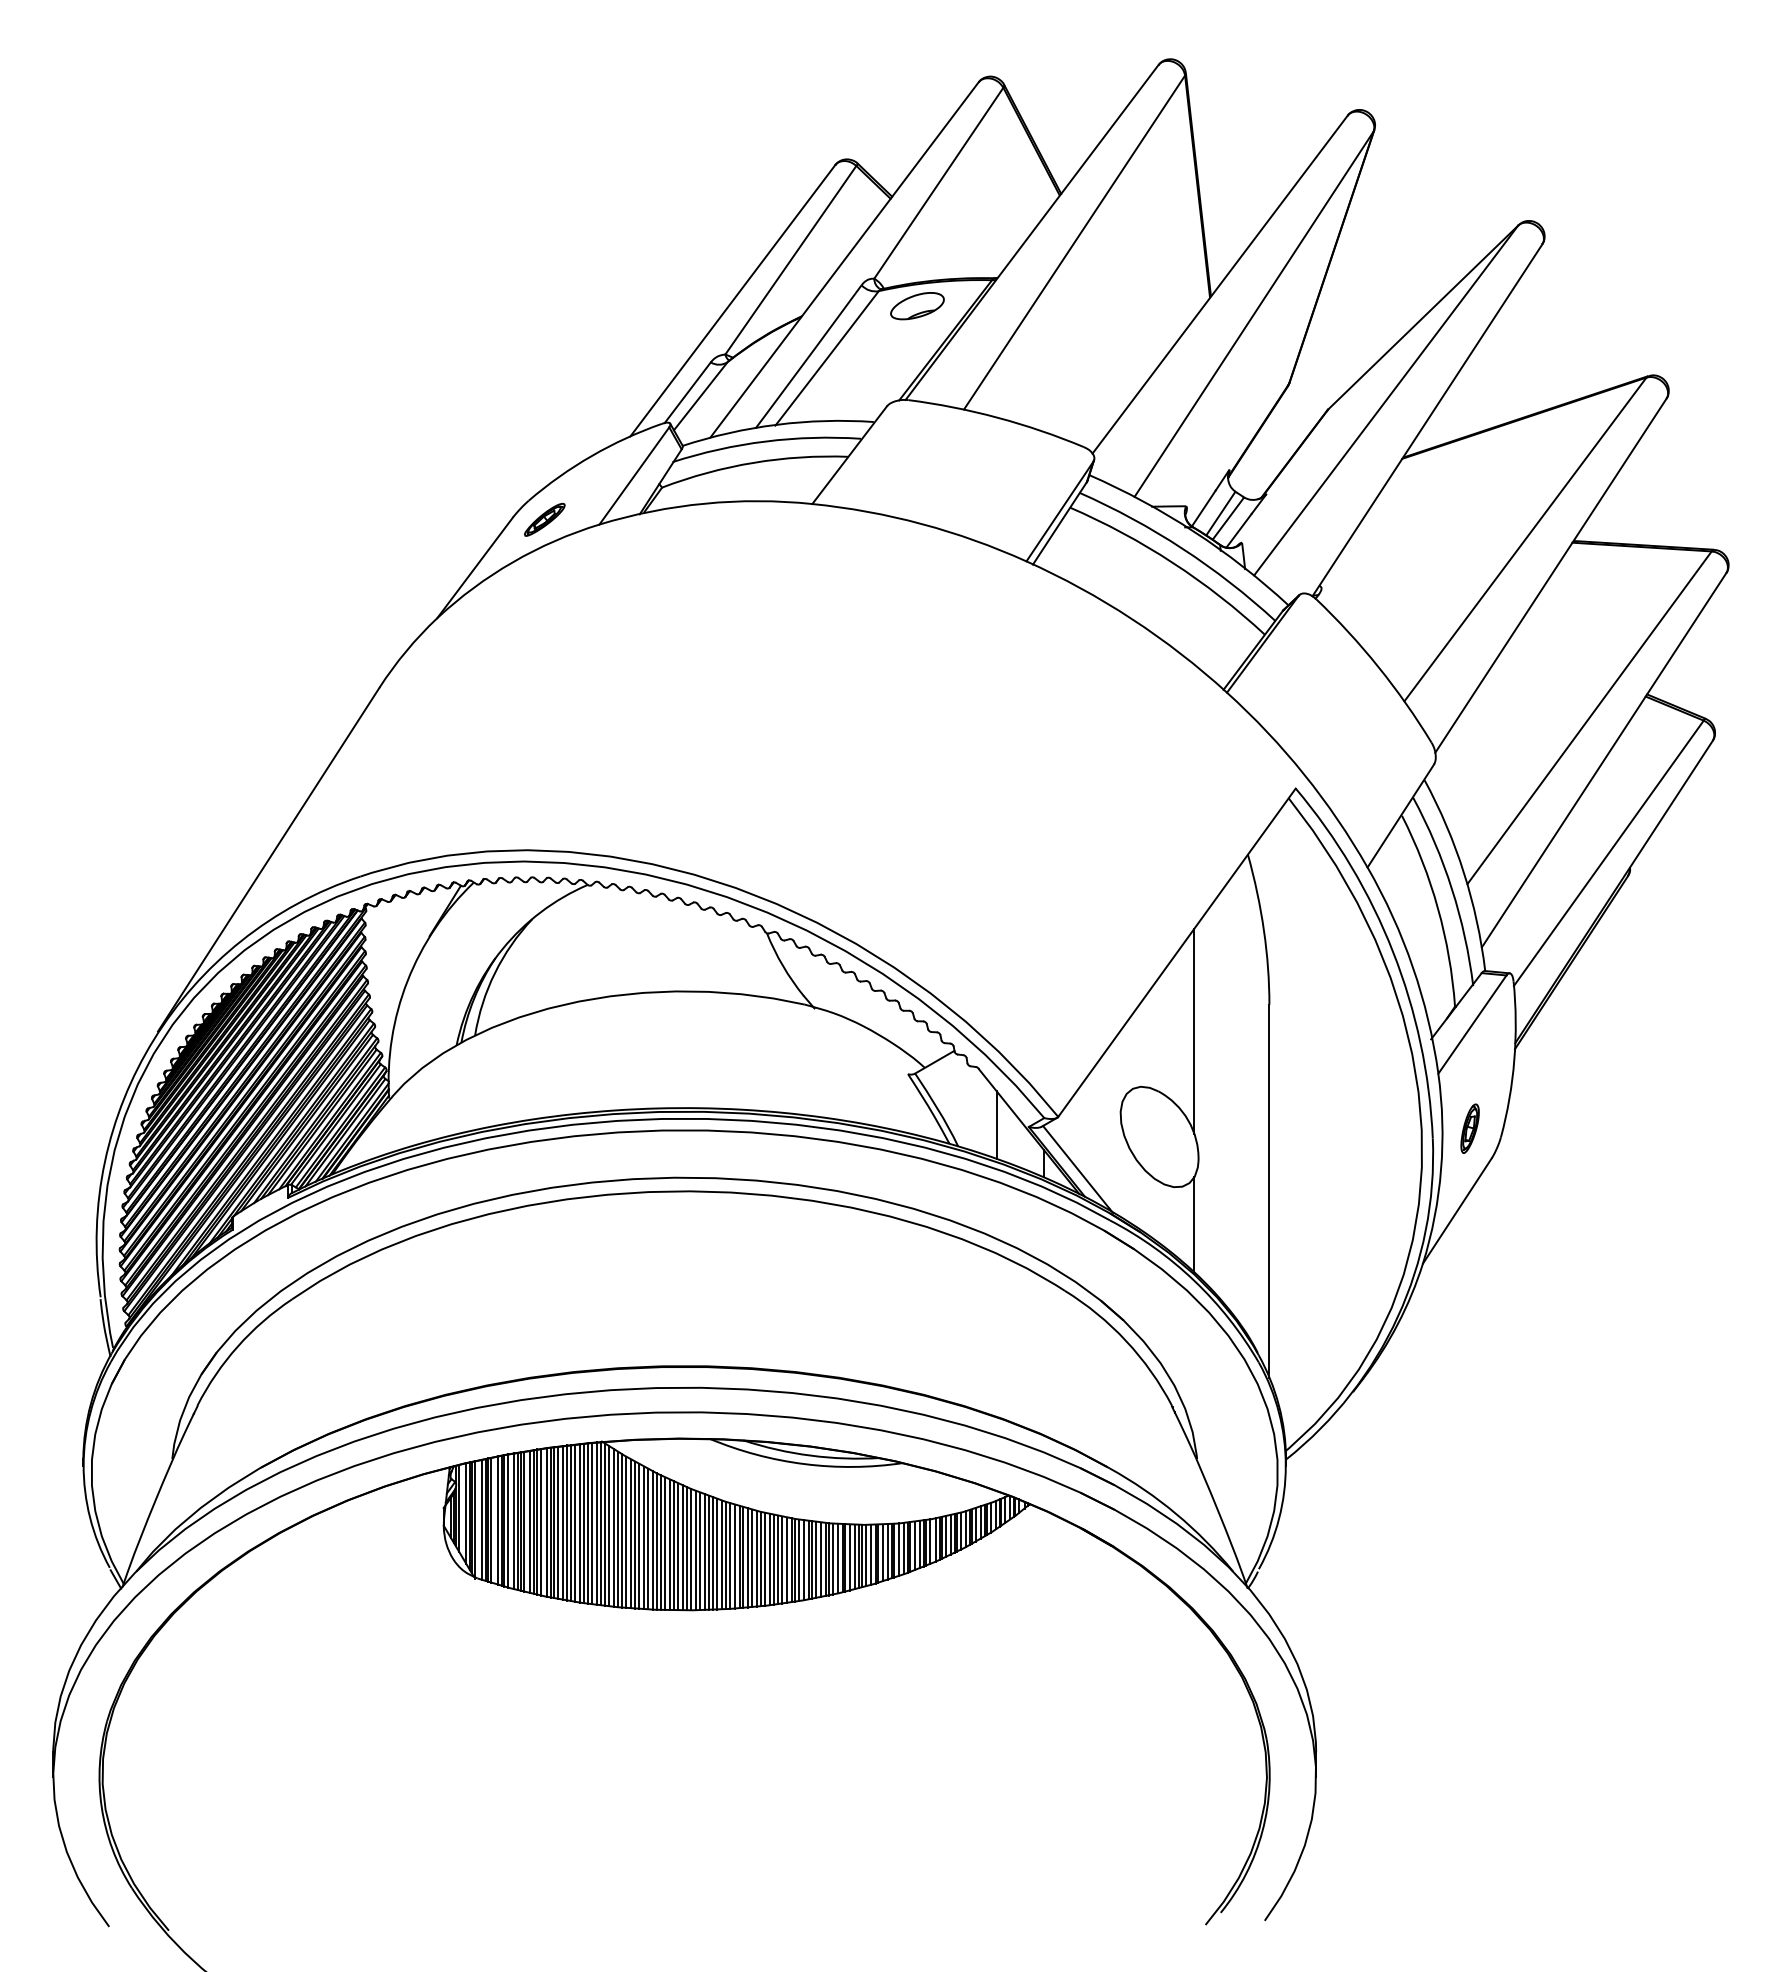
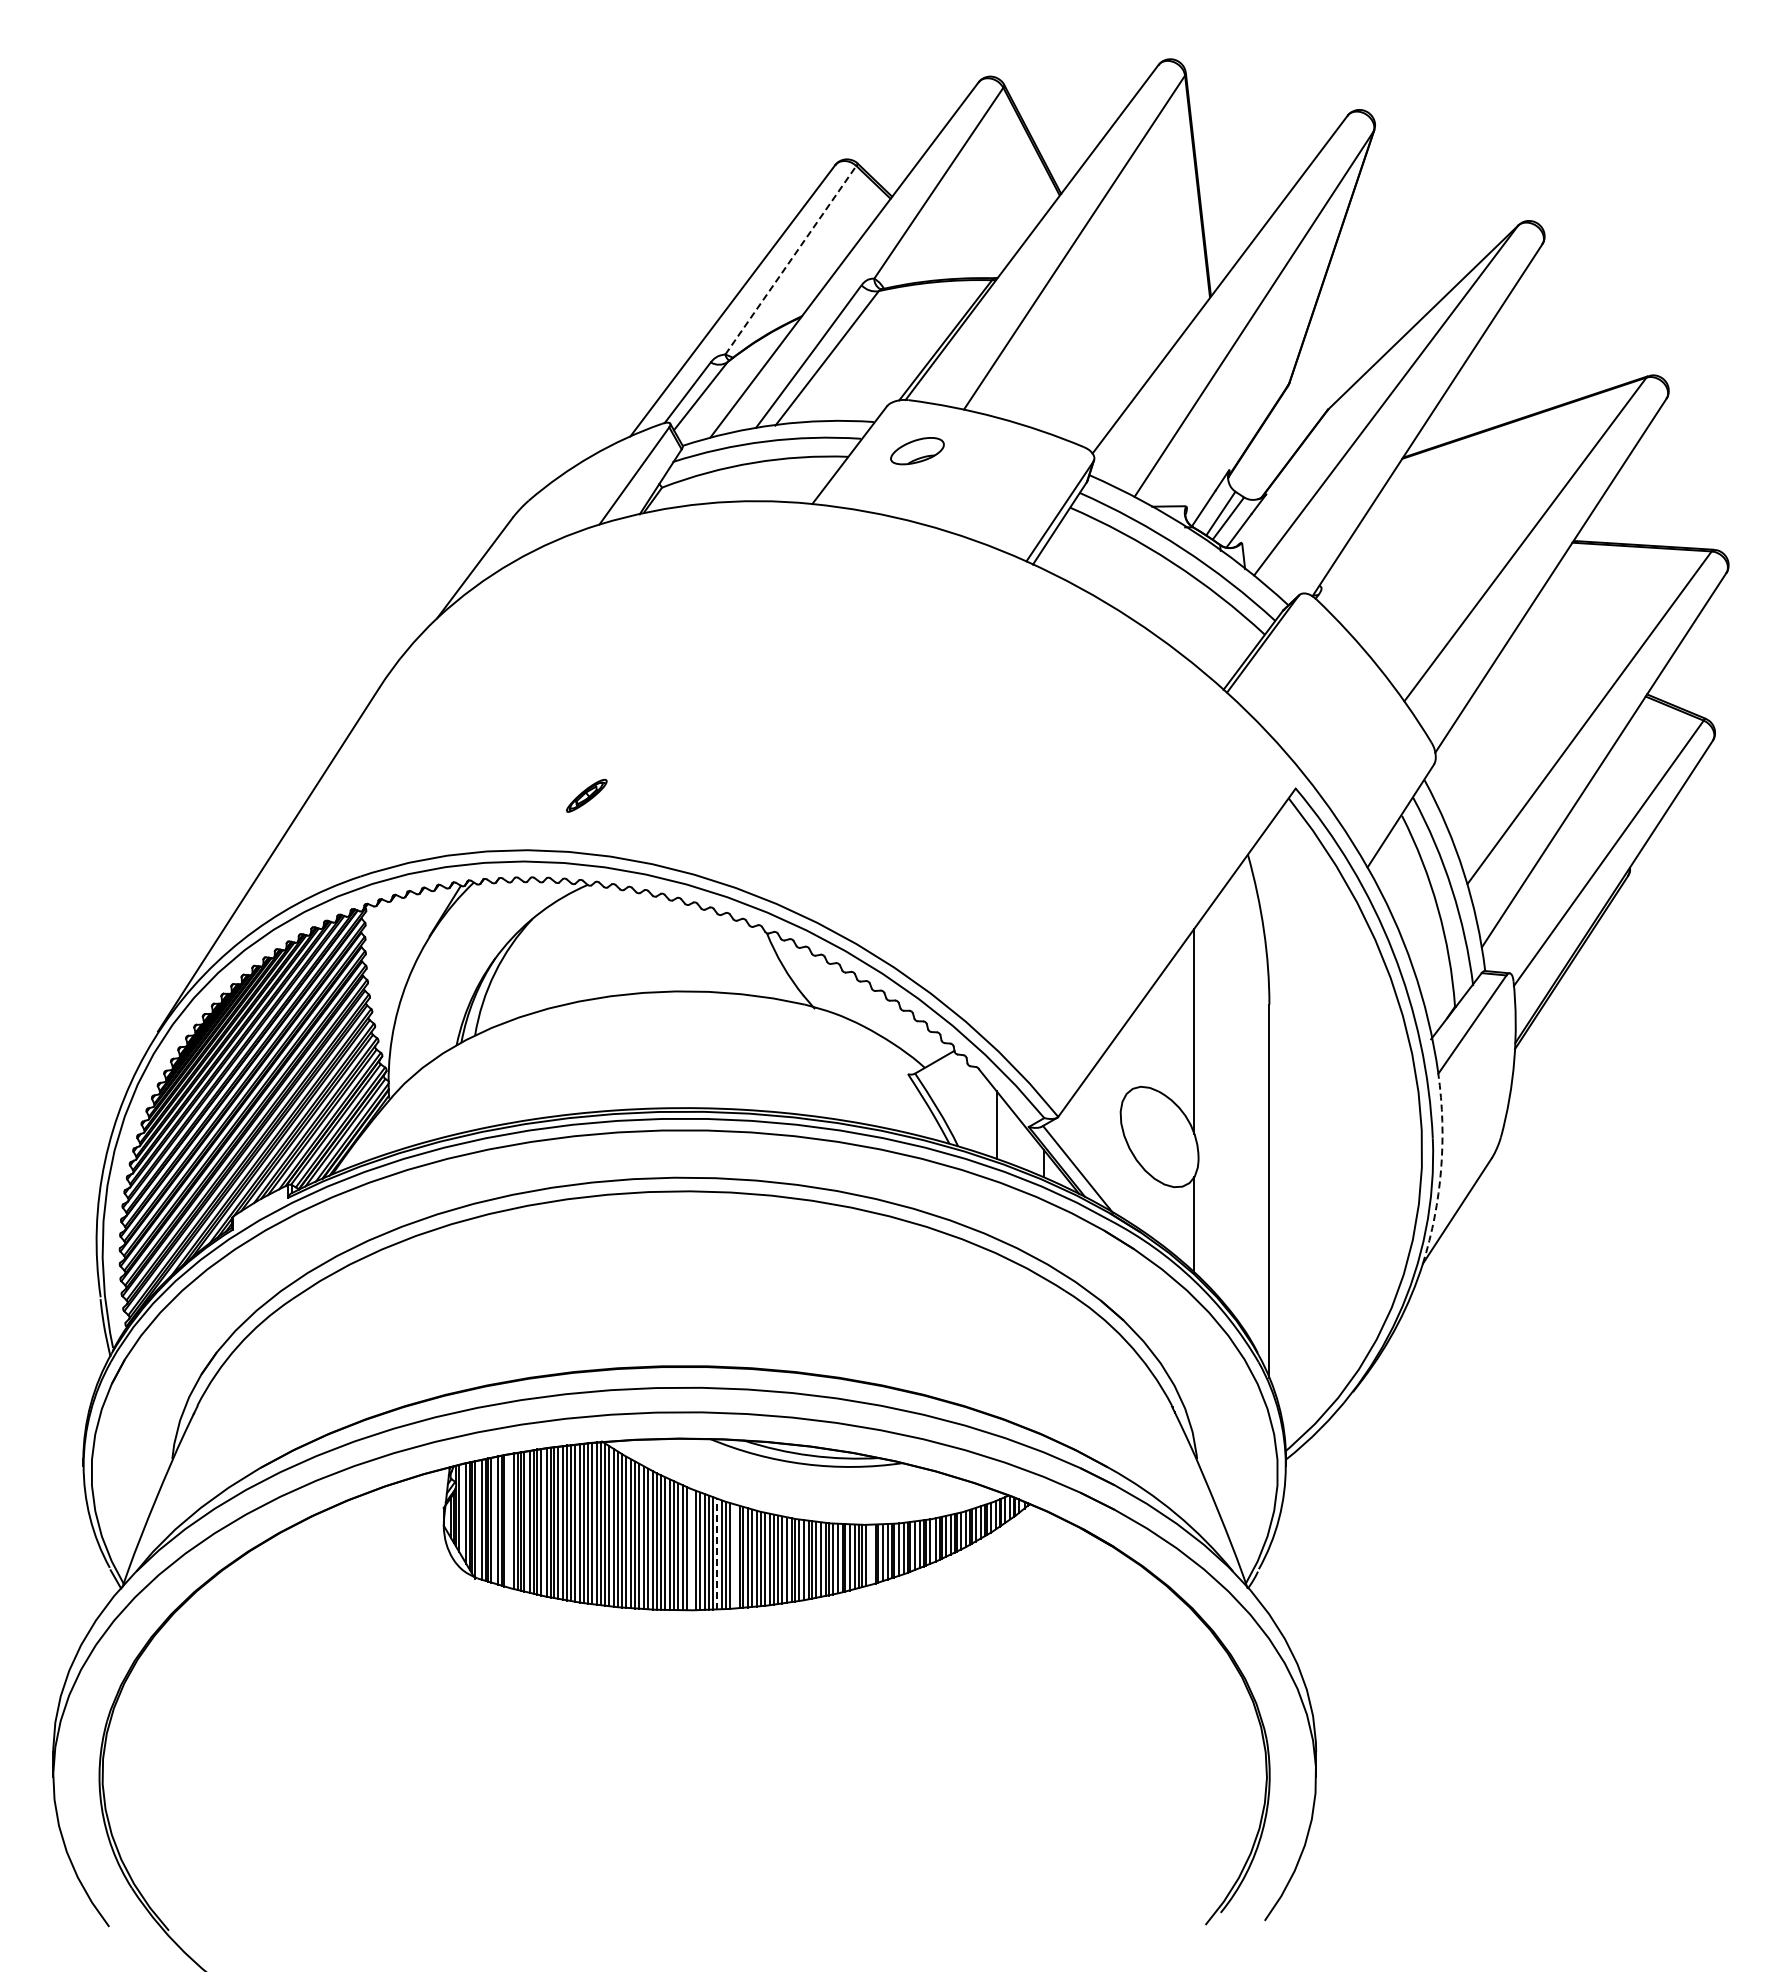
line: solid -> dashed (790, 260)
part position: (917, 306) -> (917, 451) (917, 451)
part position: (544, 519) -> (586, 795) (586, 795)
part: present -> none (1469, 1128)
arc: solid -> dashed (1441, 1169)
line: present -> none (507, 1520)
line: present -> none (691, 1549)
line: solid -> dashed (717, 1553)
line: present -> none (871, 1554)
line: present -> none (734, 1556)
